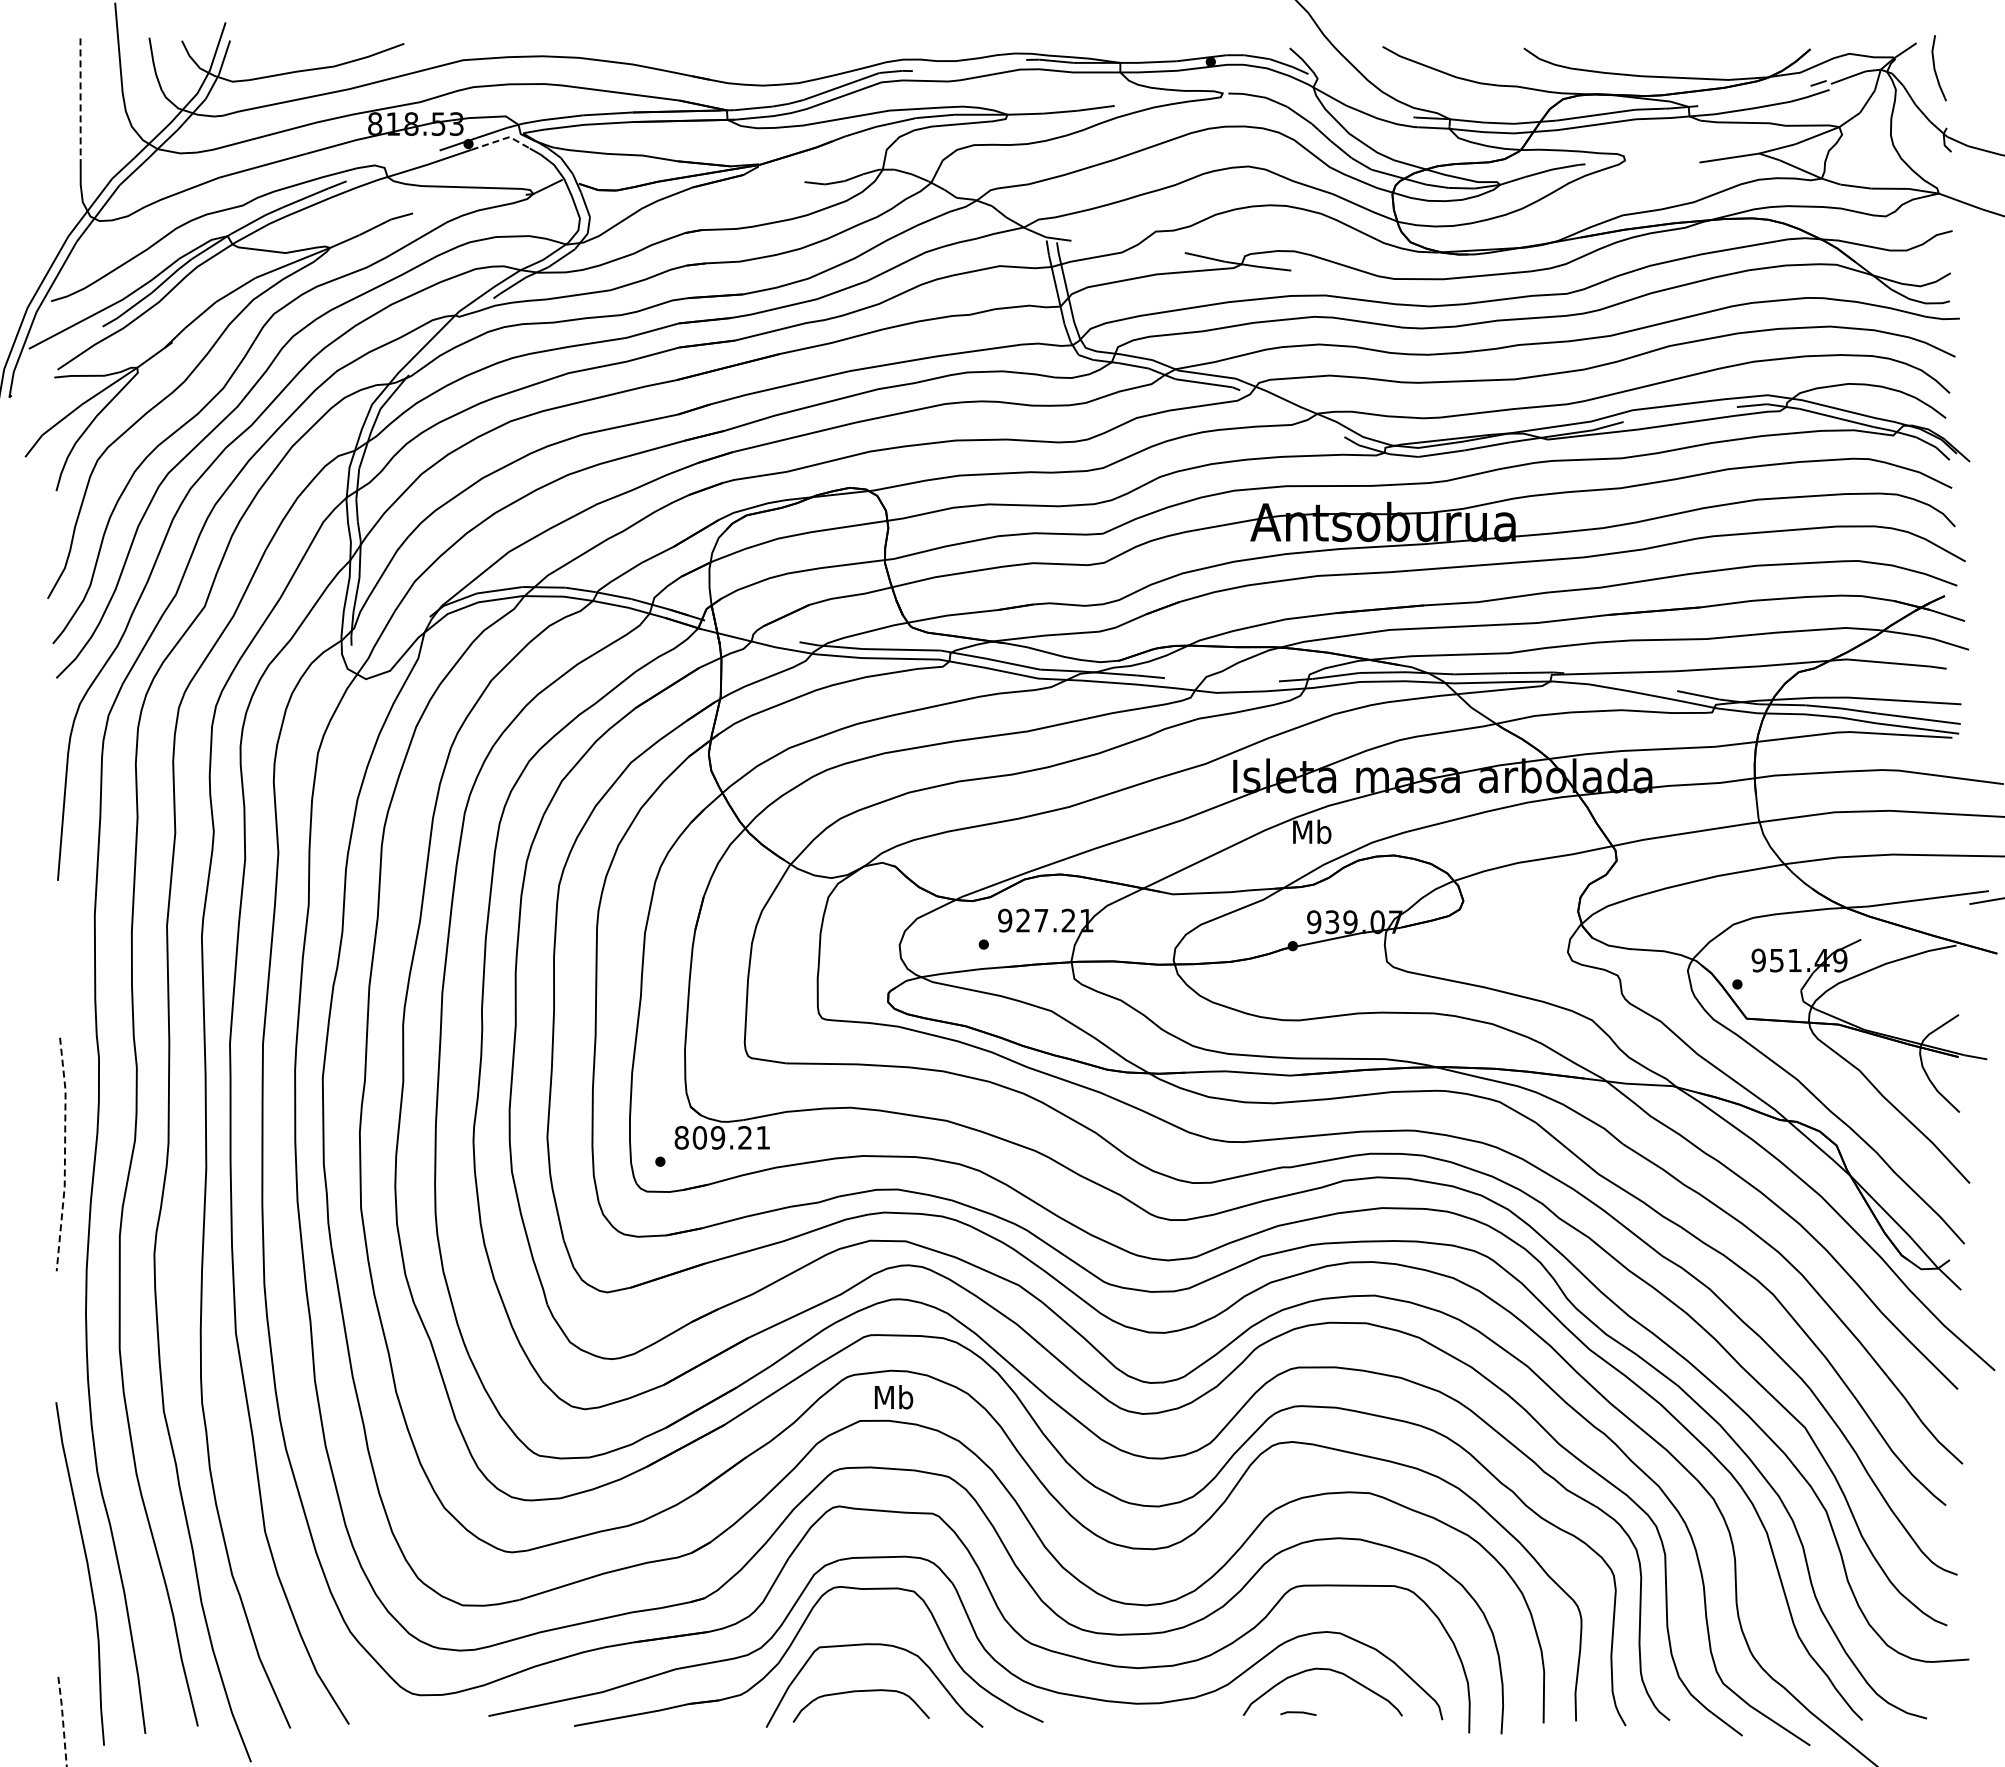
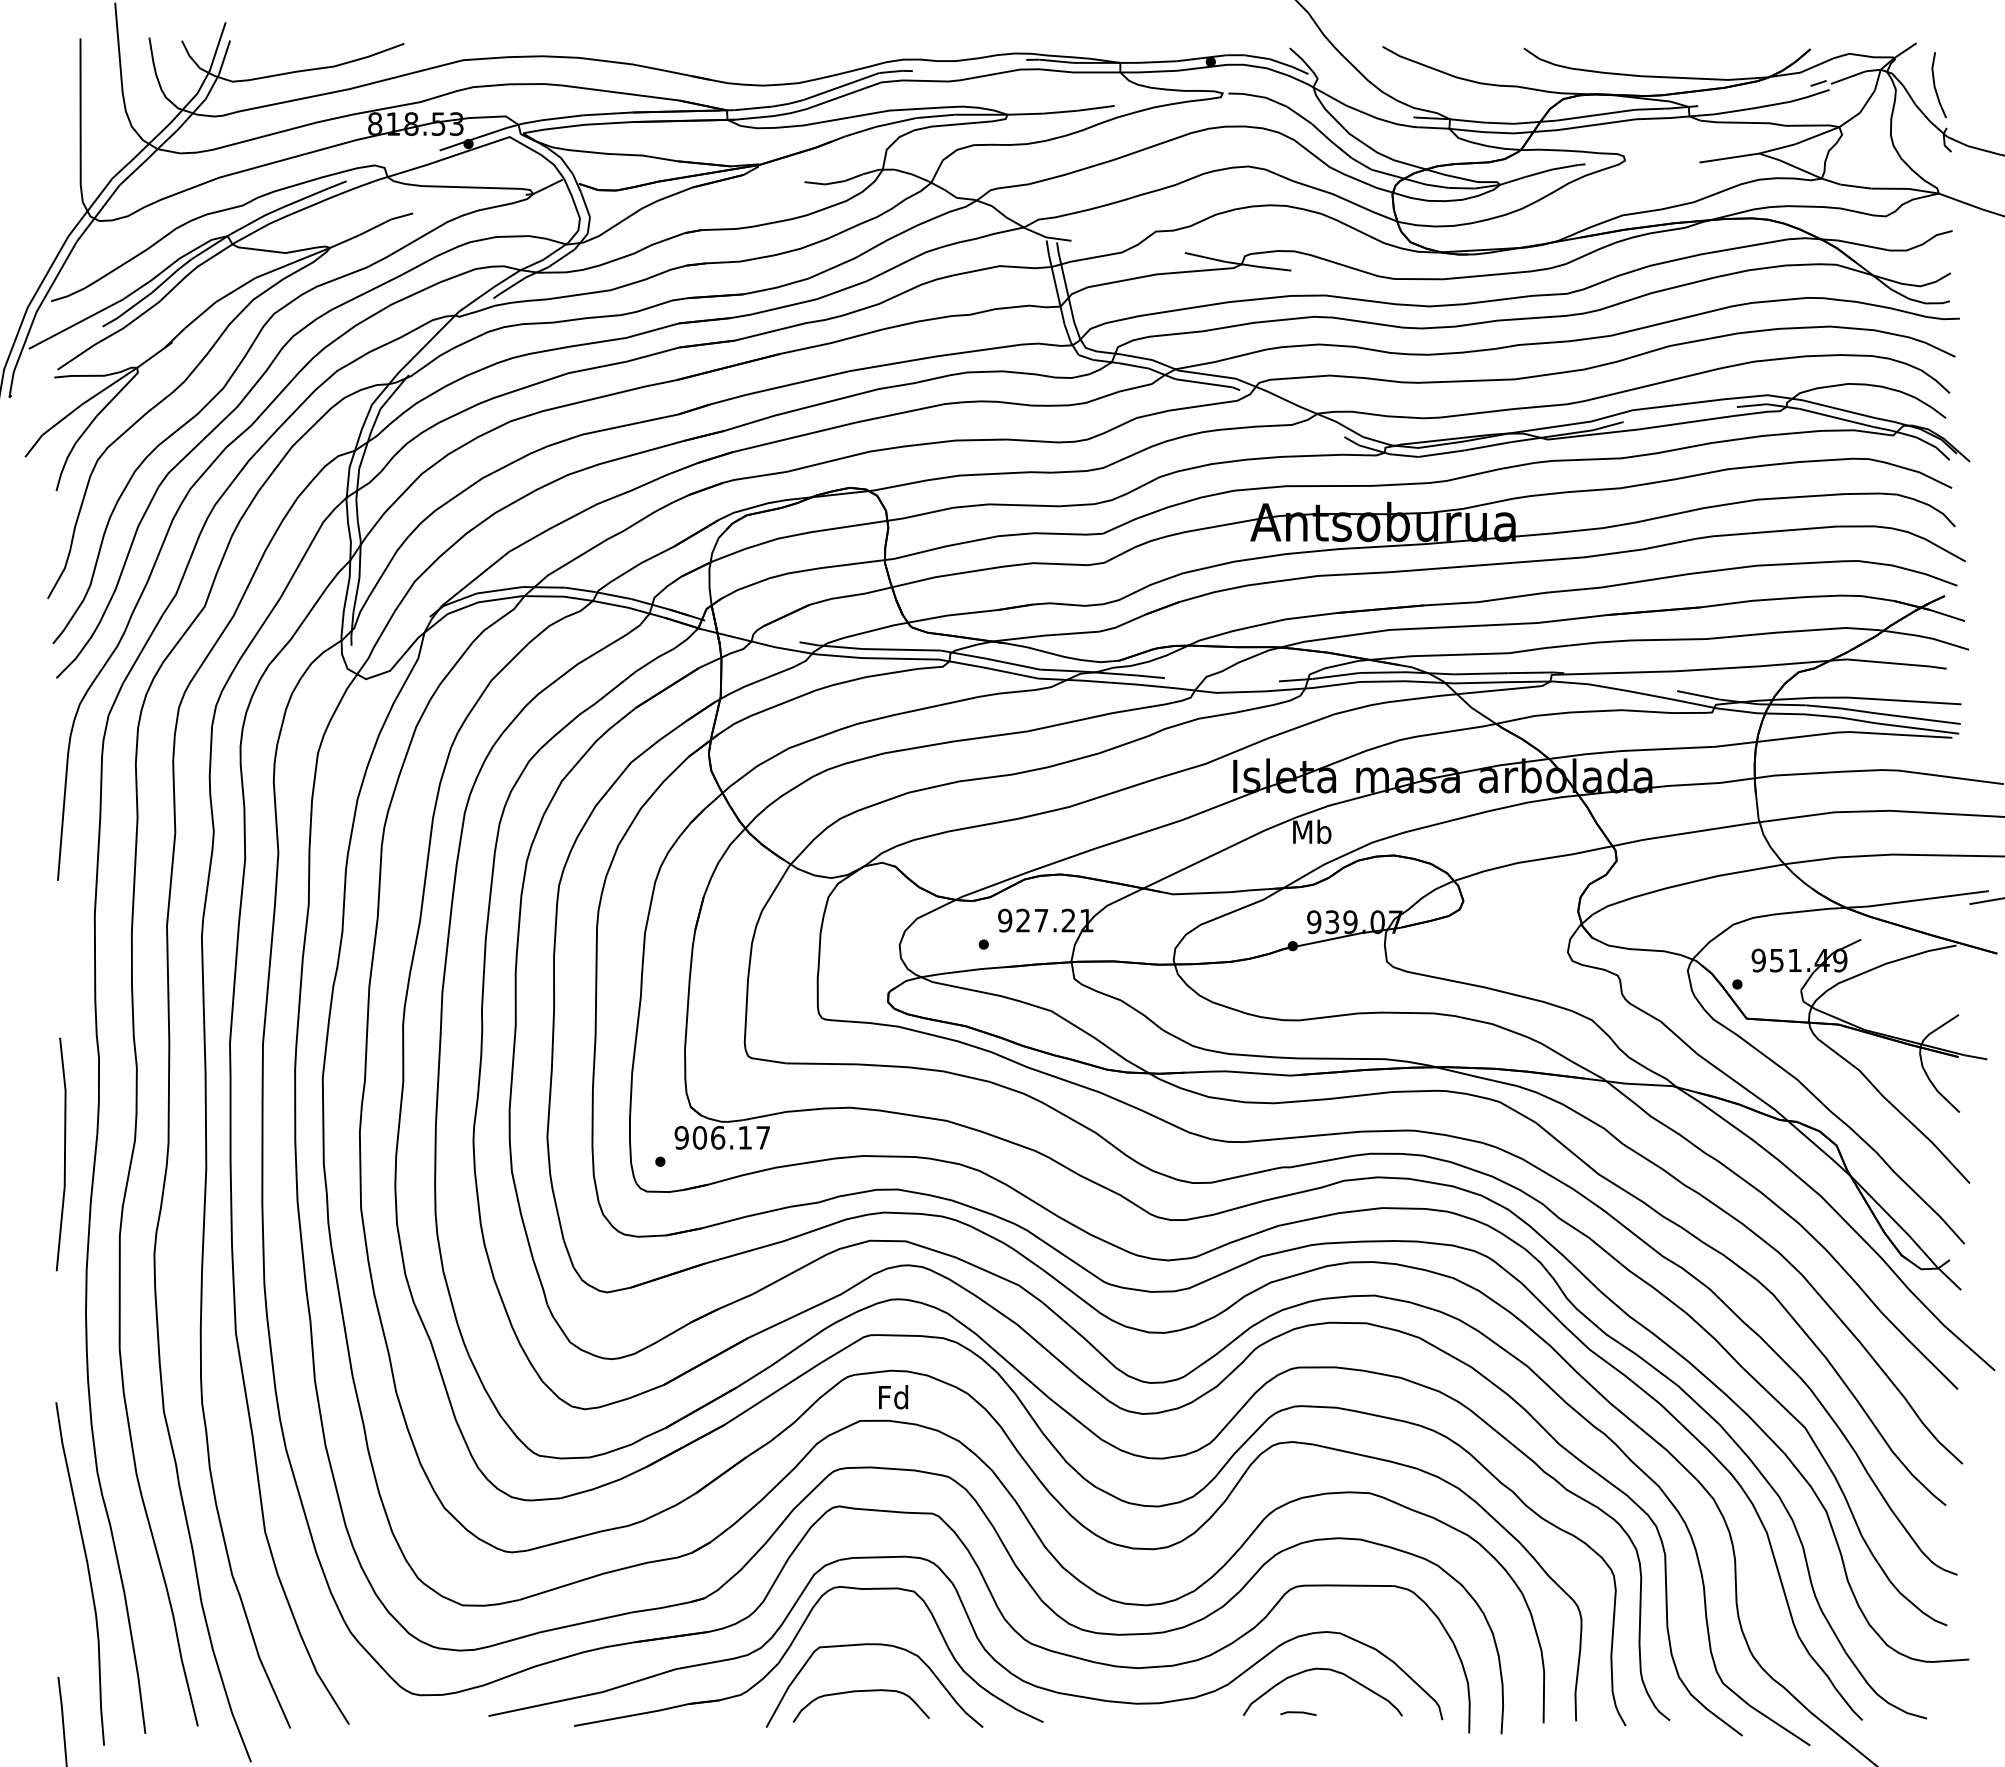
part position: (1938, 68) -> (1938, 85) (1938, 85)
line: dashed -> solid (80, 99)
line: dashed -> solid (502, 139)
text: 809.21 -> 906.17 (721, 1137)
line: dashed -> solid (65, 1154)
text: Mb -> Fd (894, 1397)
line: dashed -> solid (63, 1720)
